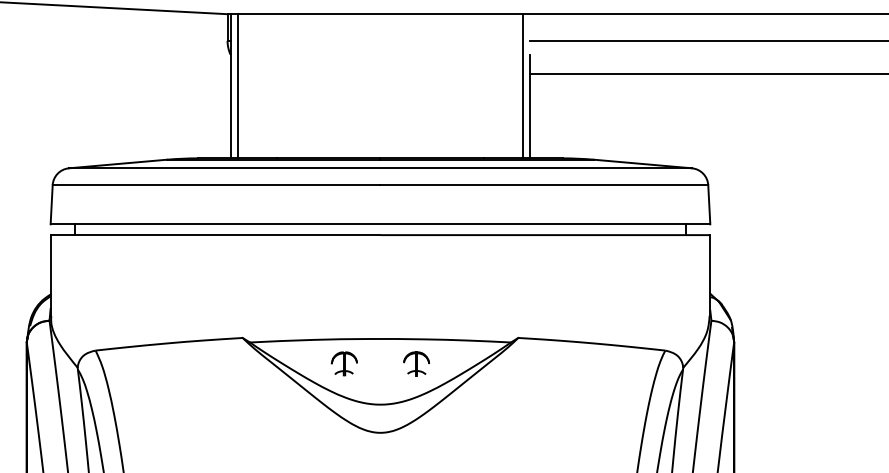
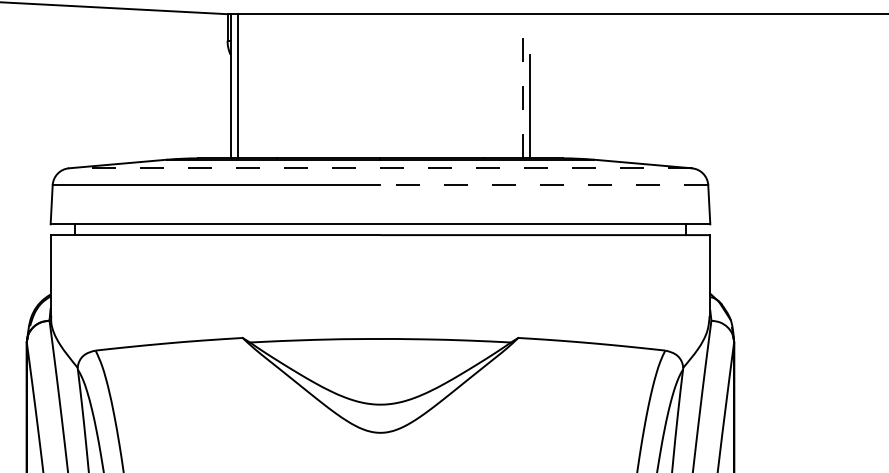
line: present -> none (707, 40)
line: present -> none (707, 74)
line: solid -> dashed (523, 85)
line: solid -> dashed (379, 168)
line: solid -> dashed (544, 185)
part: present -> none (343, 363)
part: present -> none (416, 363)
